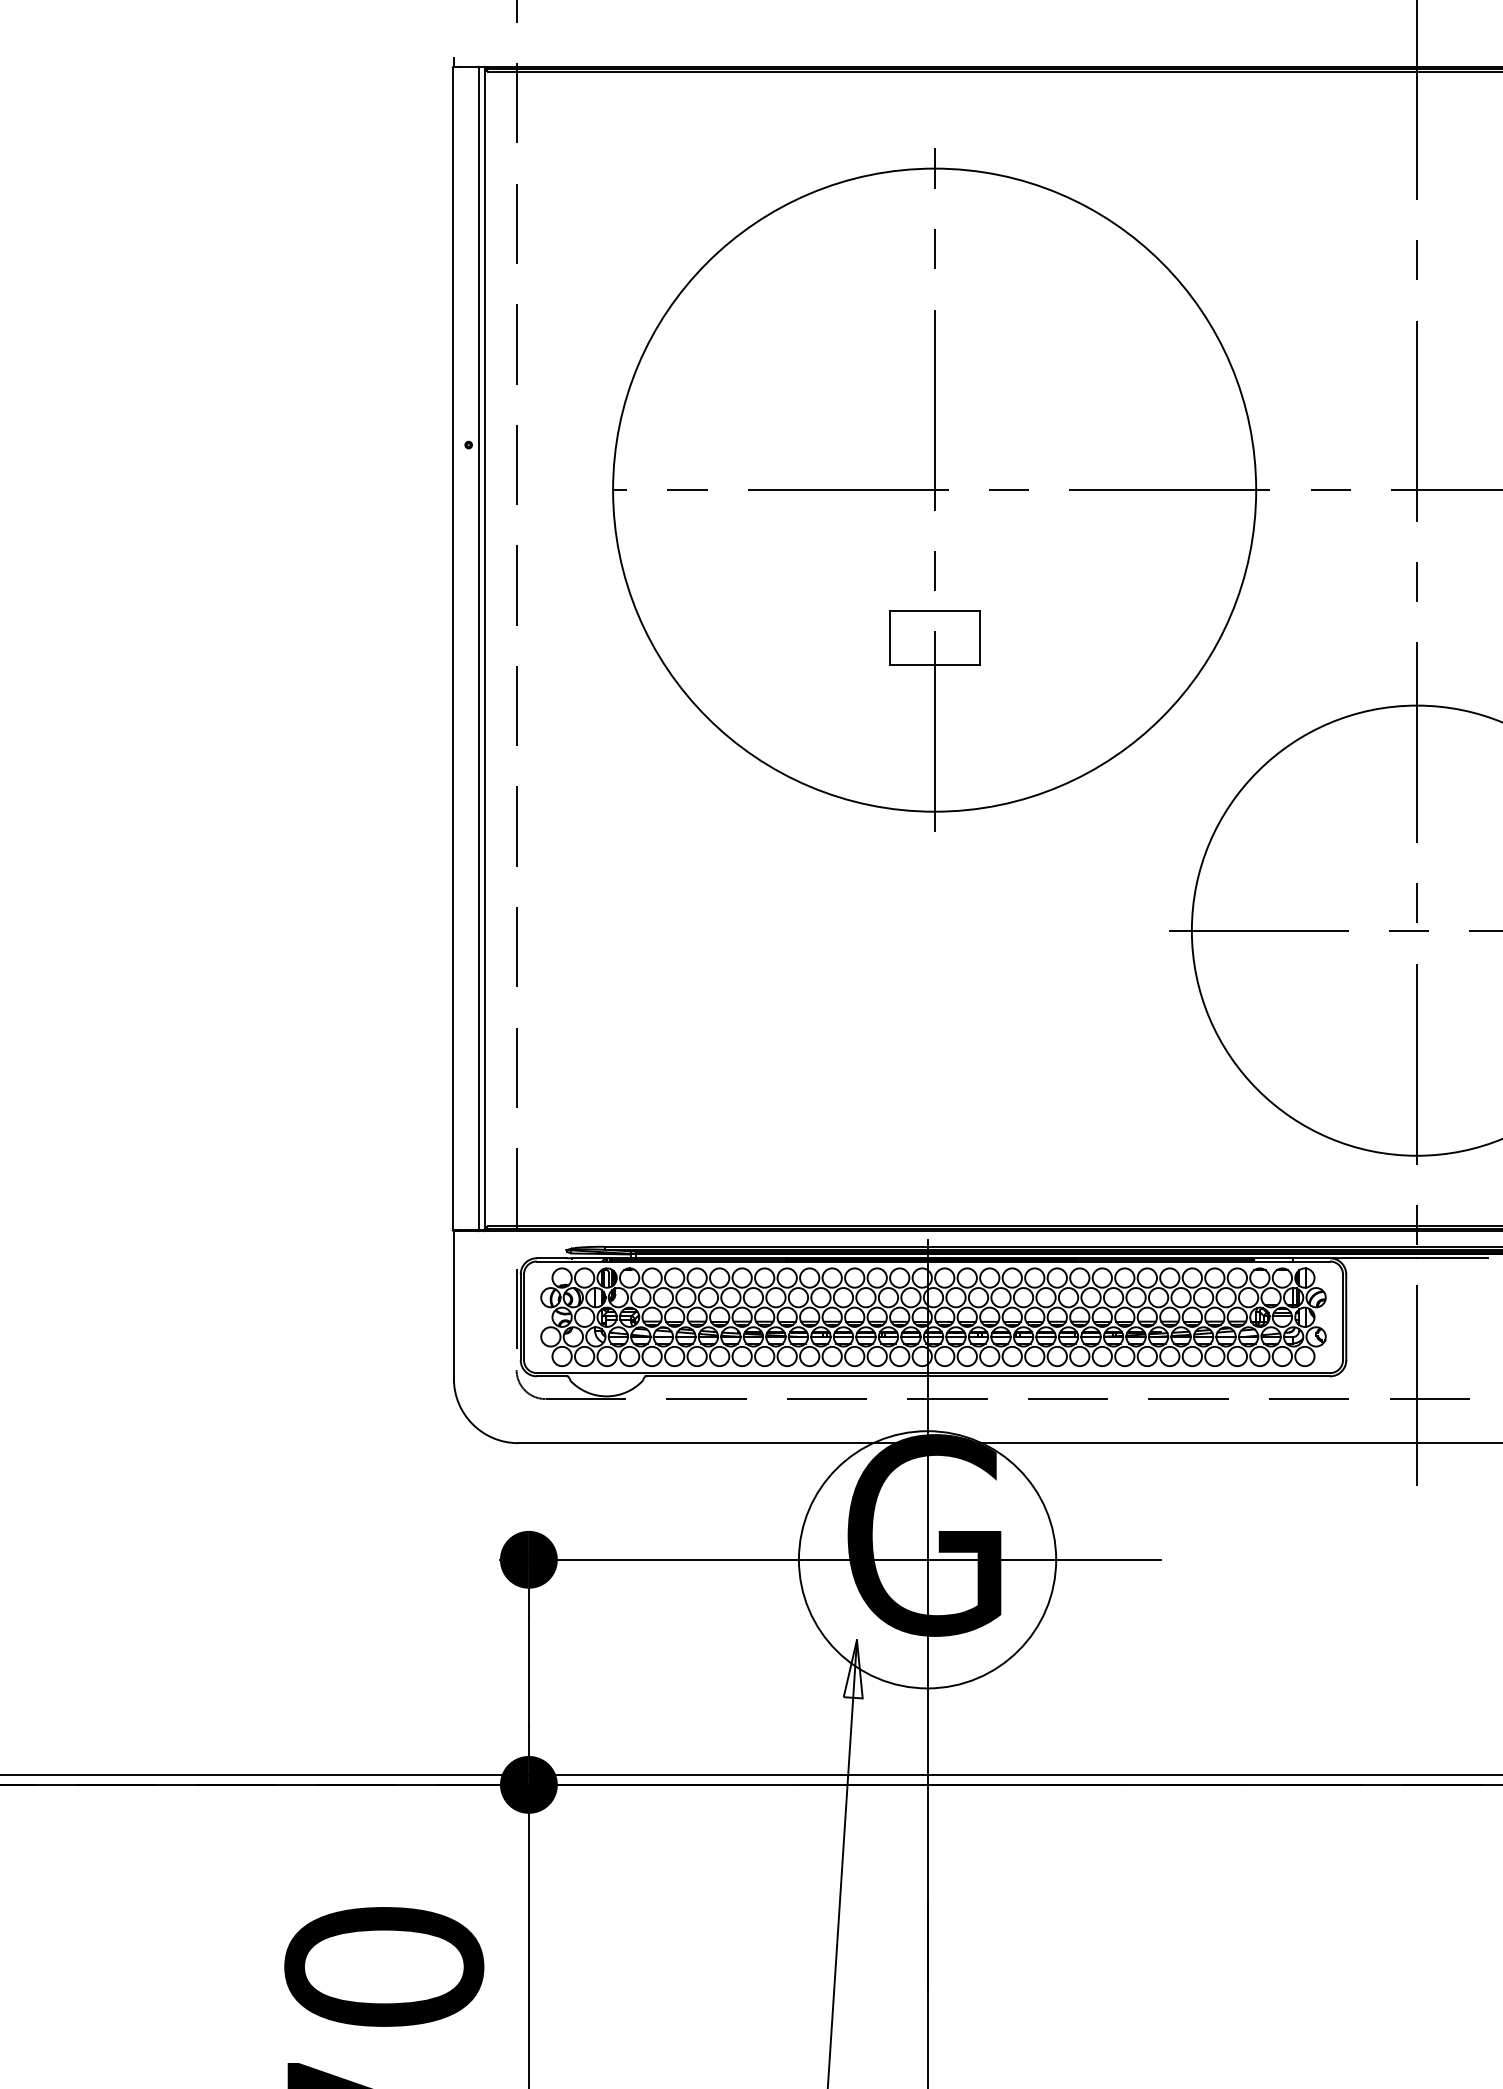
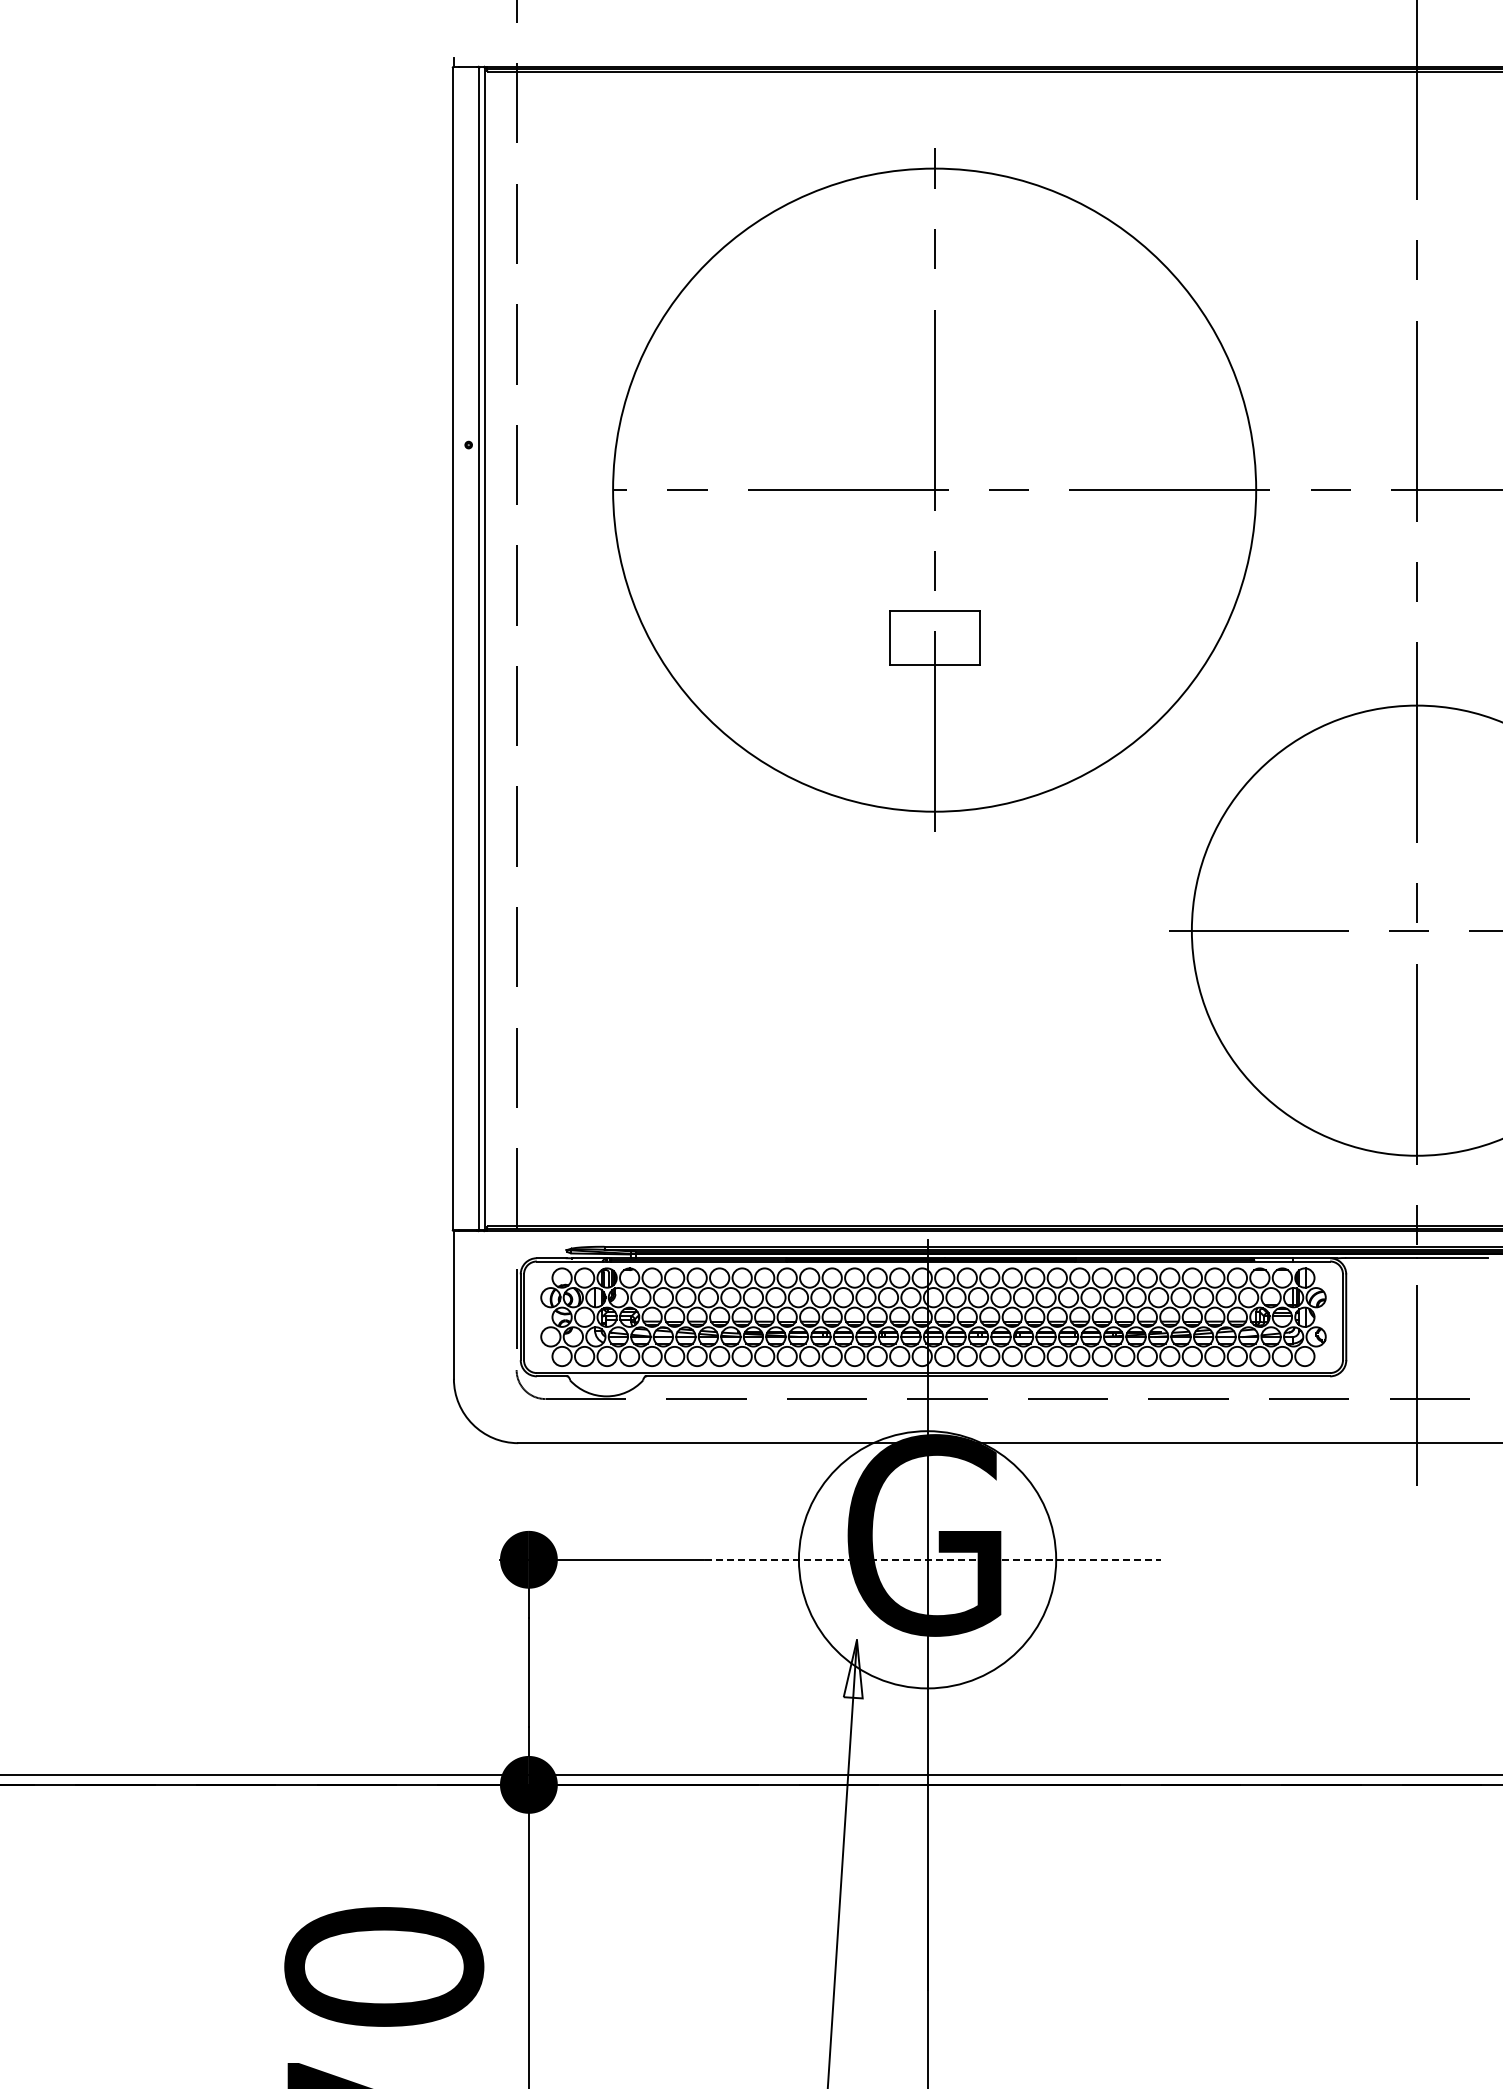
line: solid -> dashed (932, 1559)
